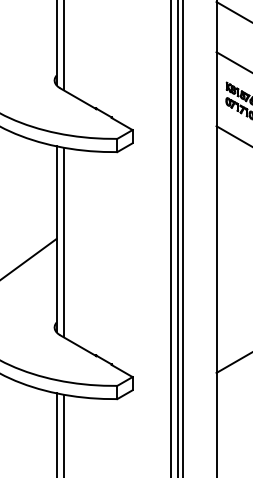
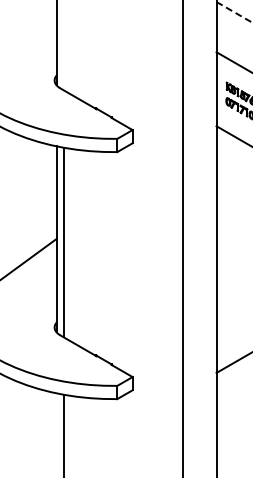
line: solid -> dashed (234, 12)
line: present -> none (63, 46)
line: present -> none (170, 238)
line: present -> none (178, 238)
line: present -> none (56, 433)
